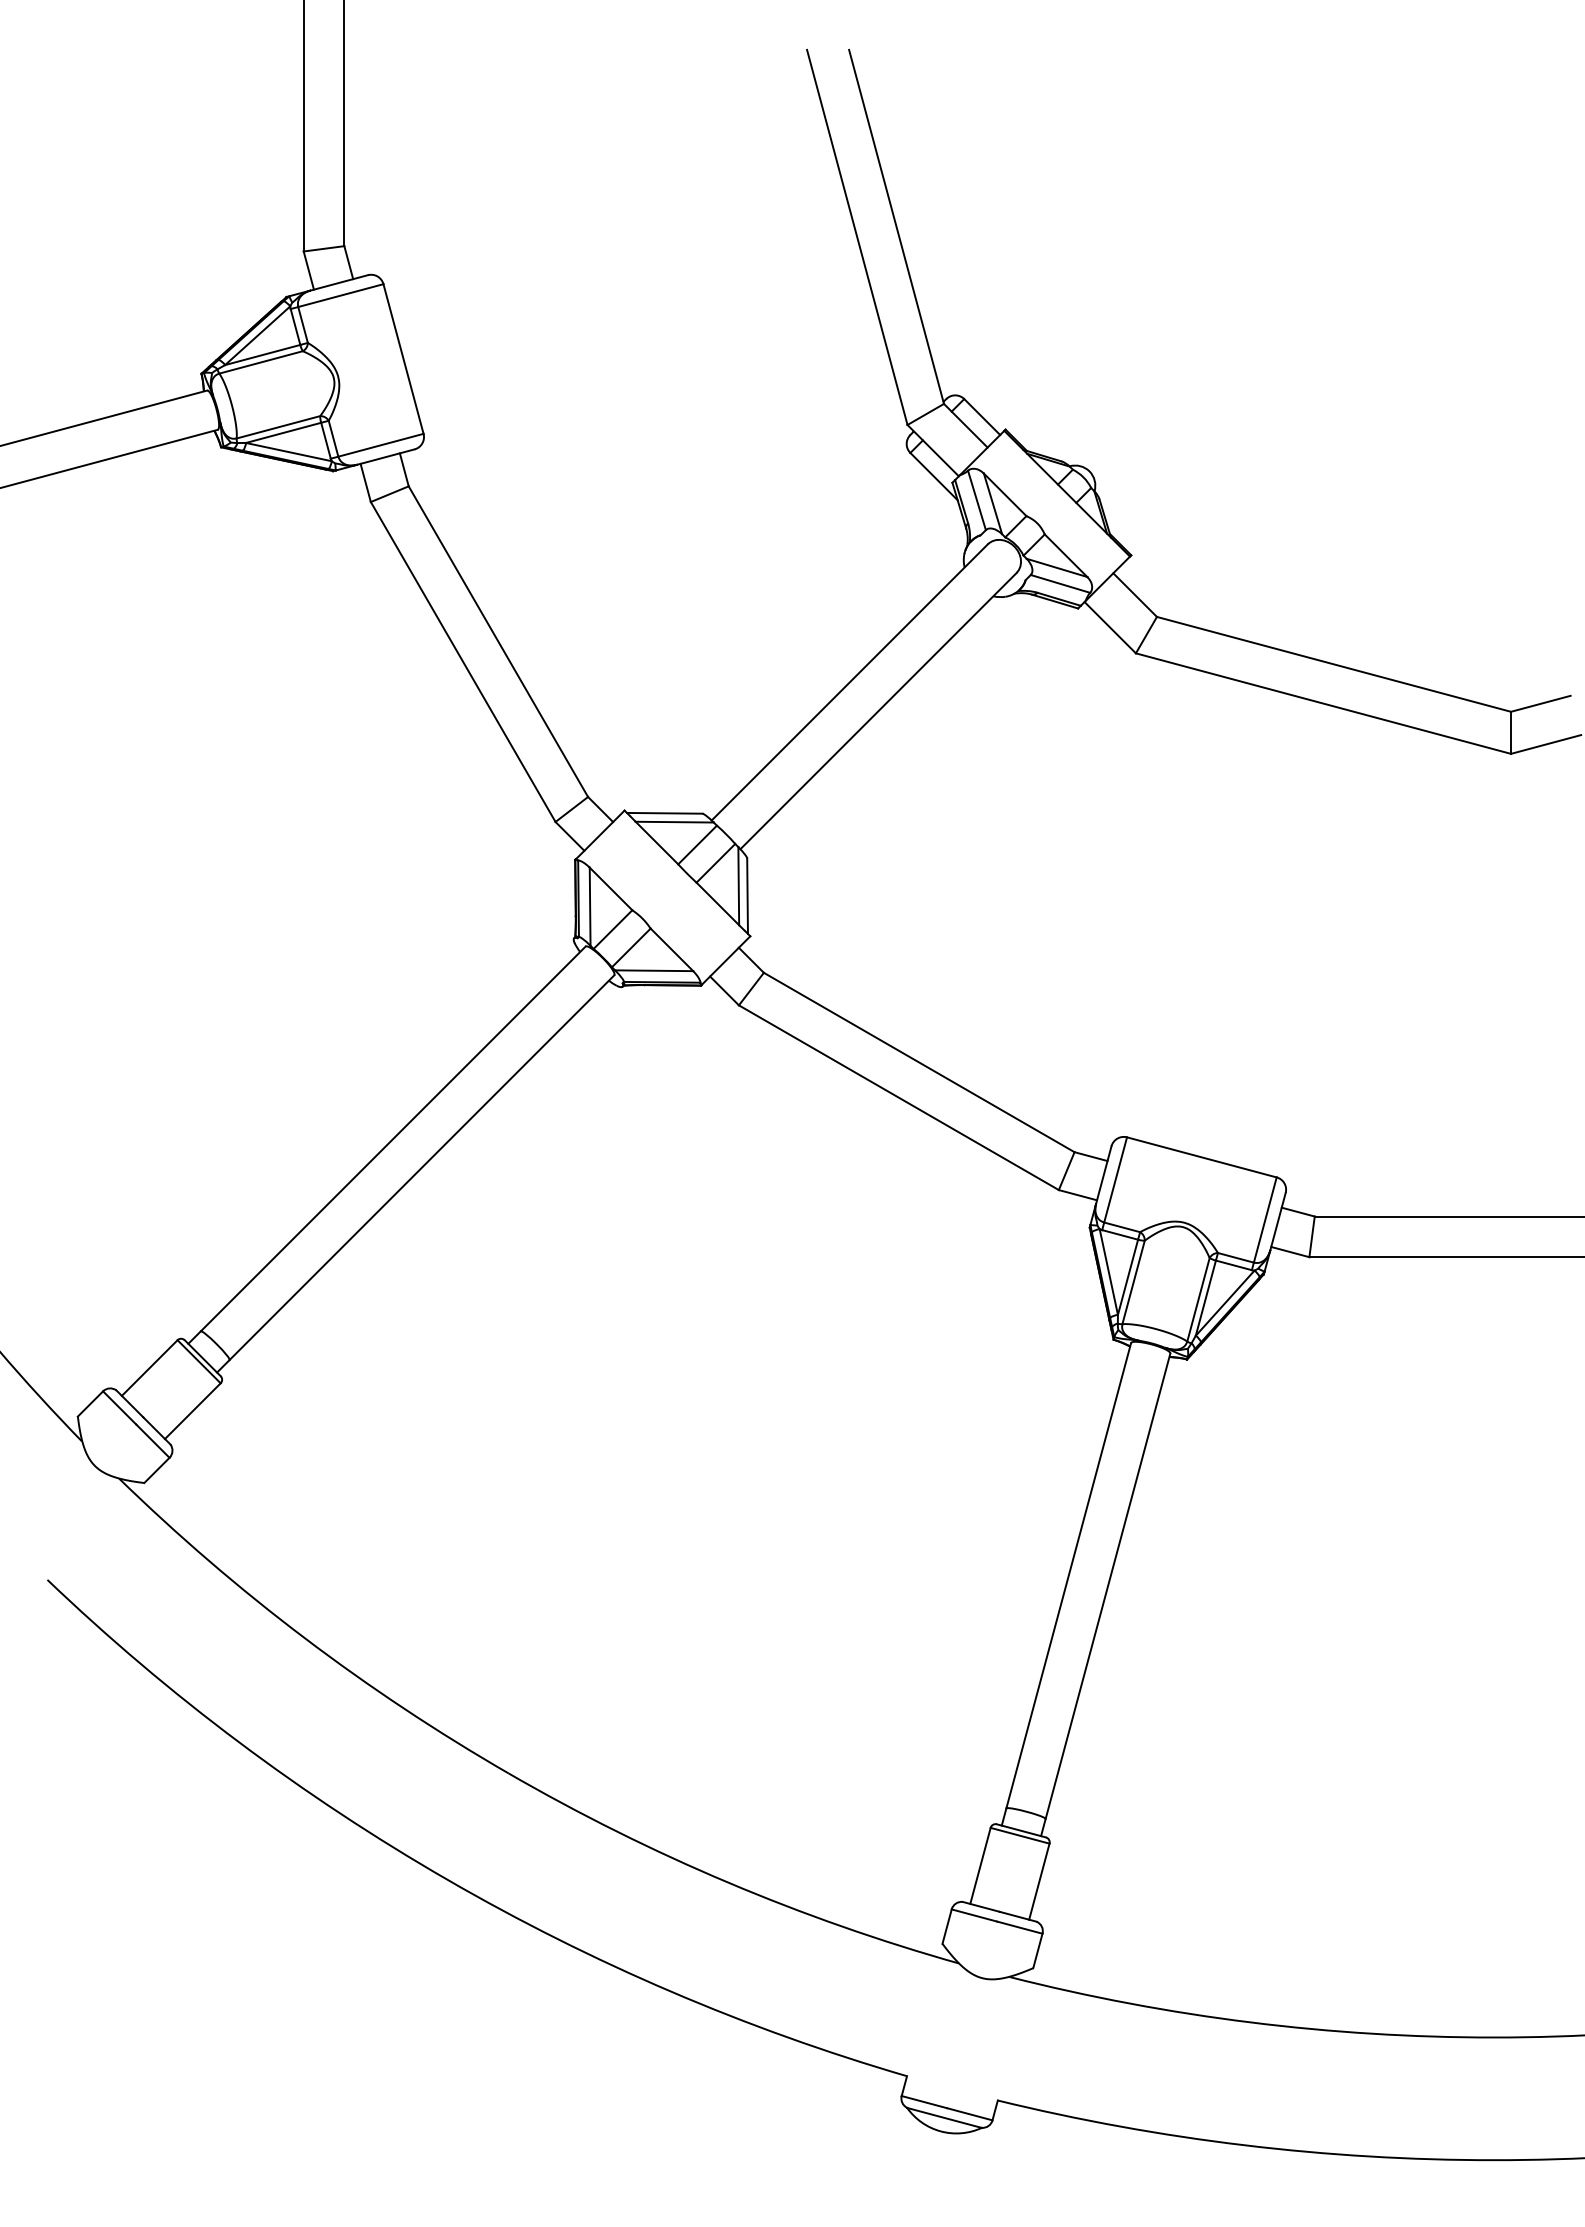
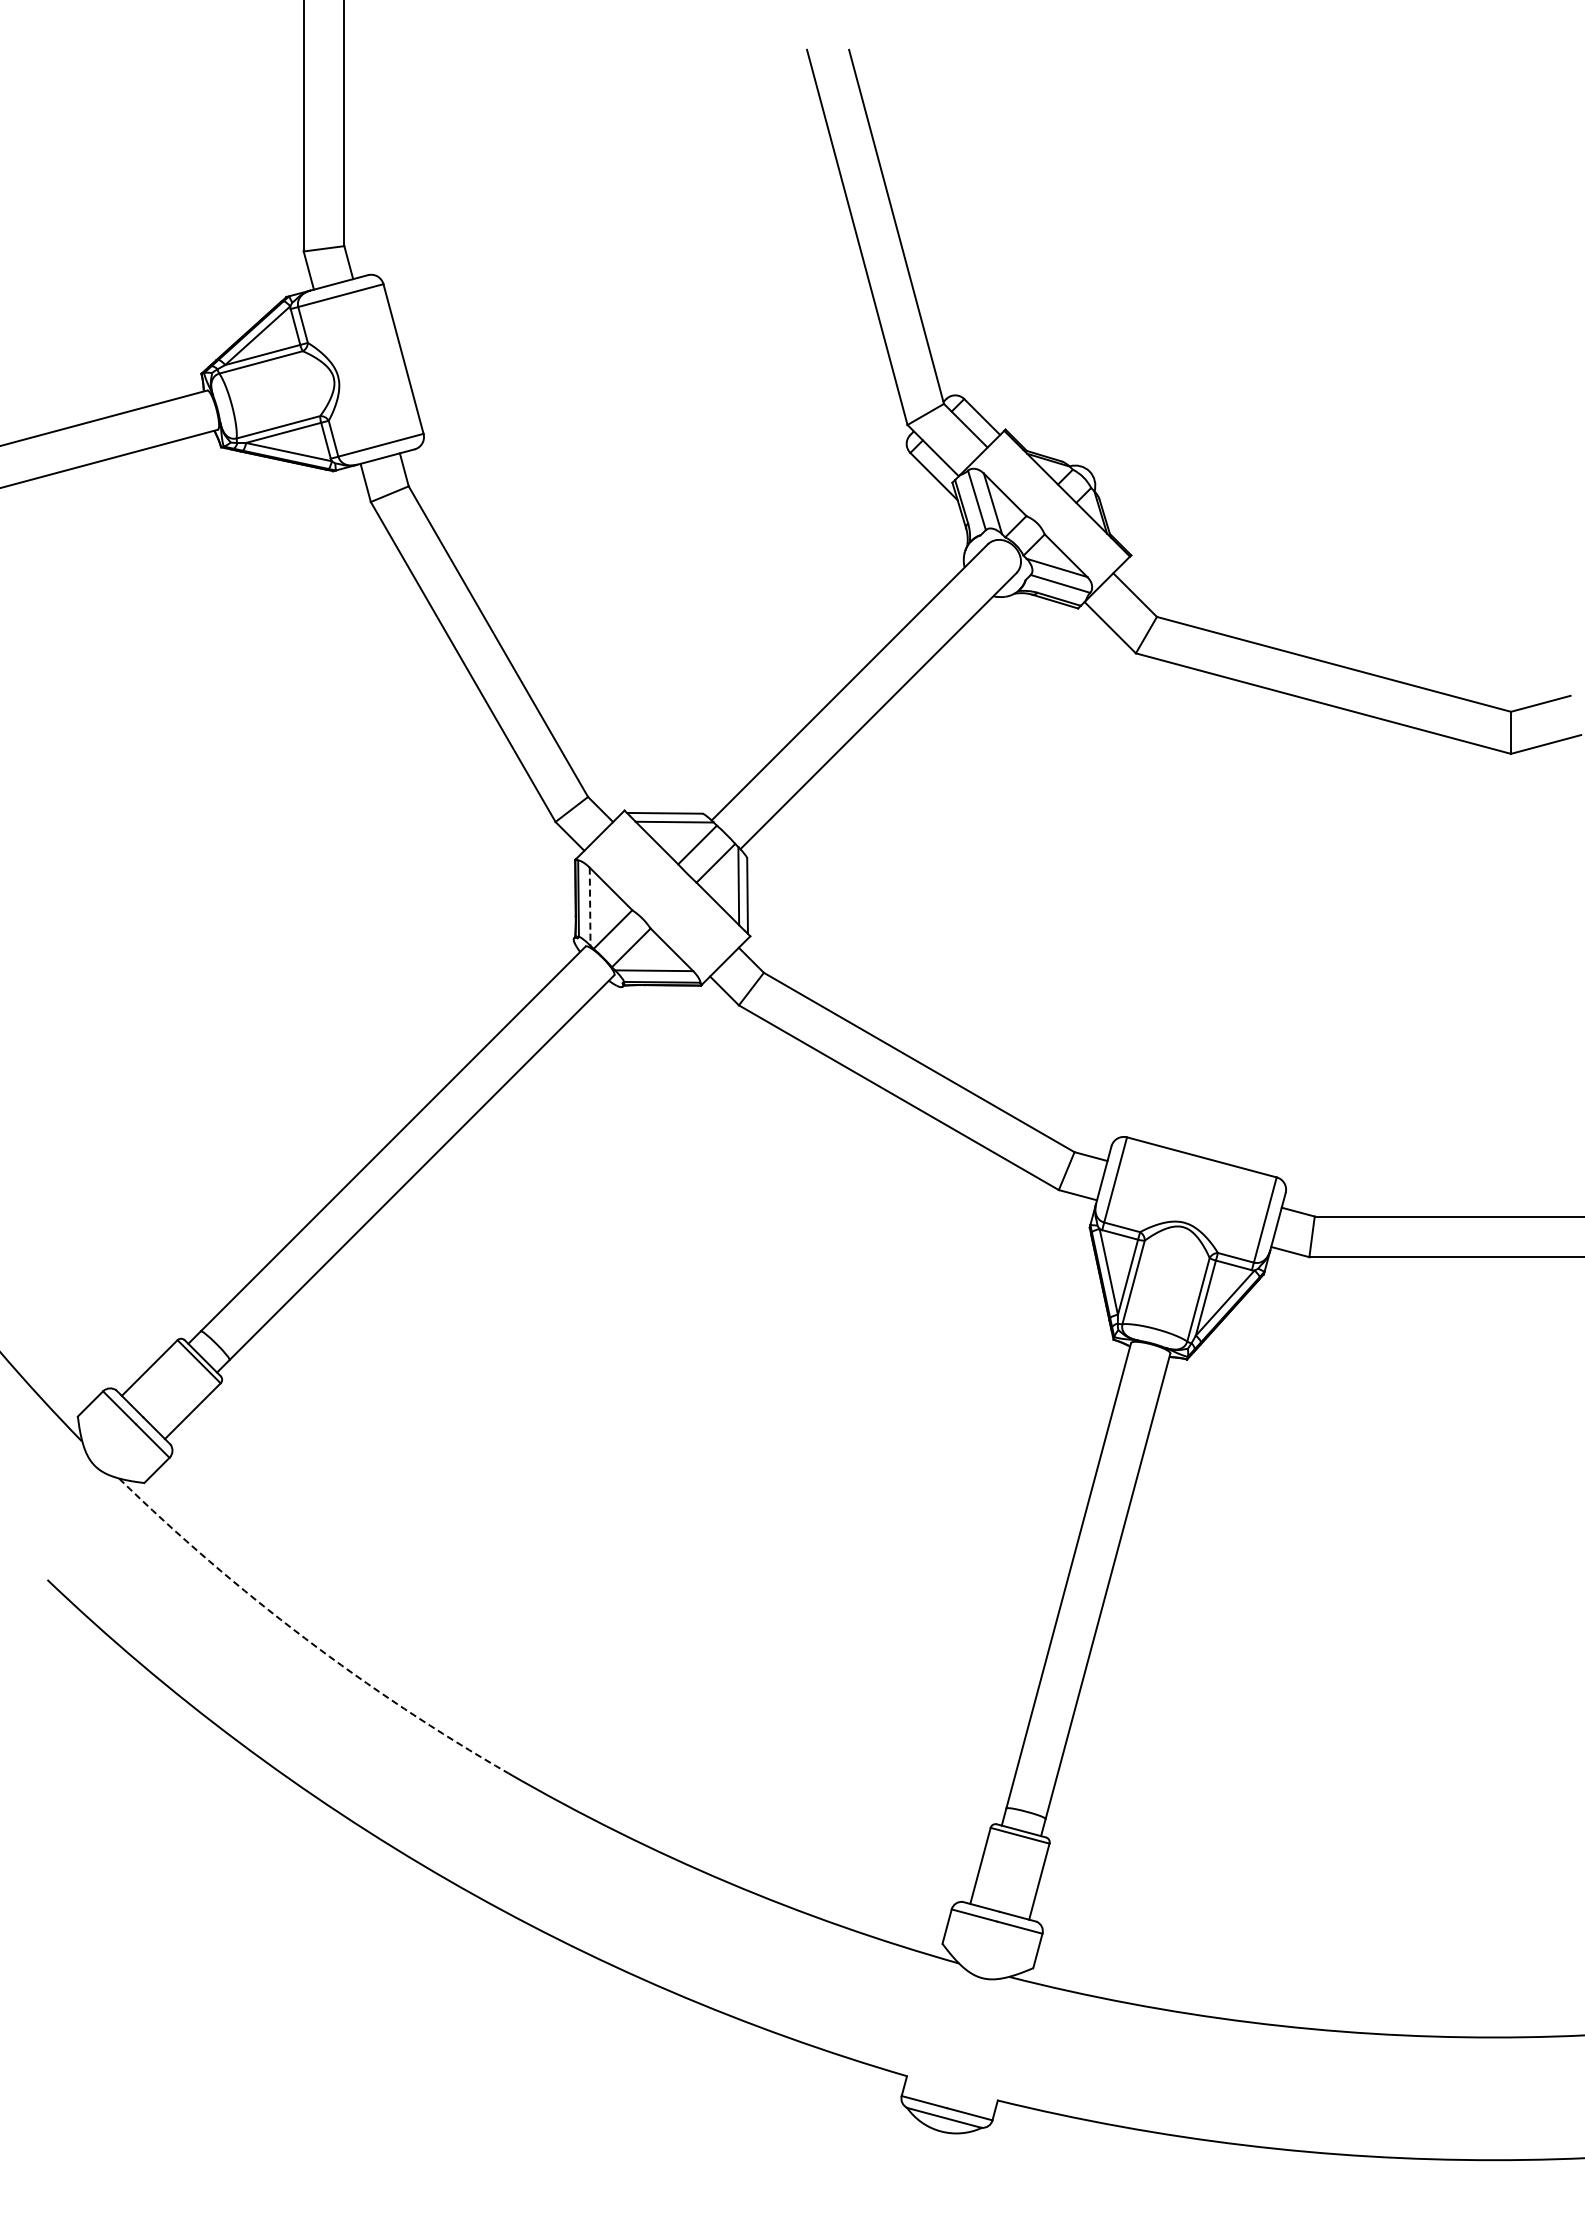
line: solid -> dashed (590, 907)
arc: solid -> dashed (304, 1638)
